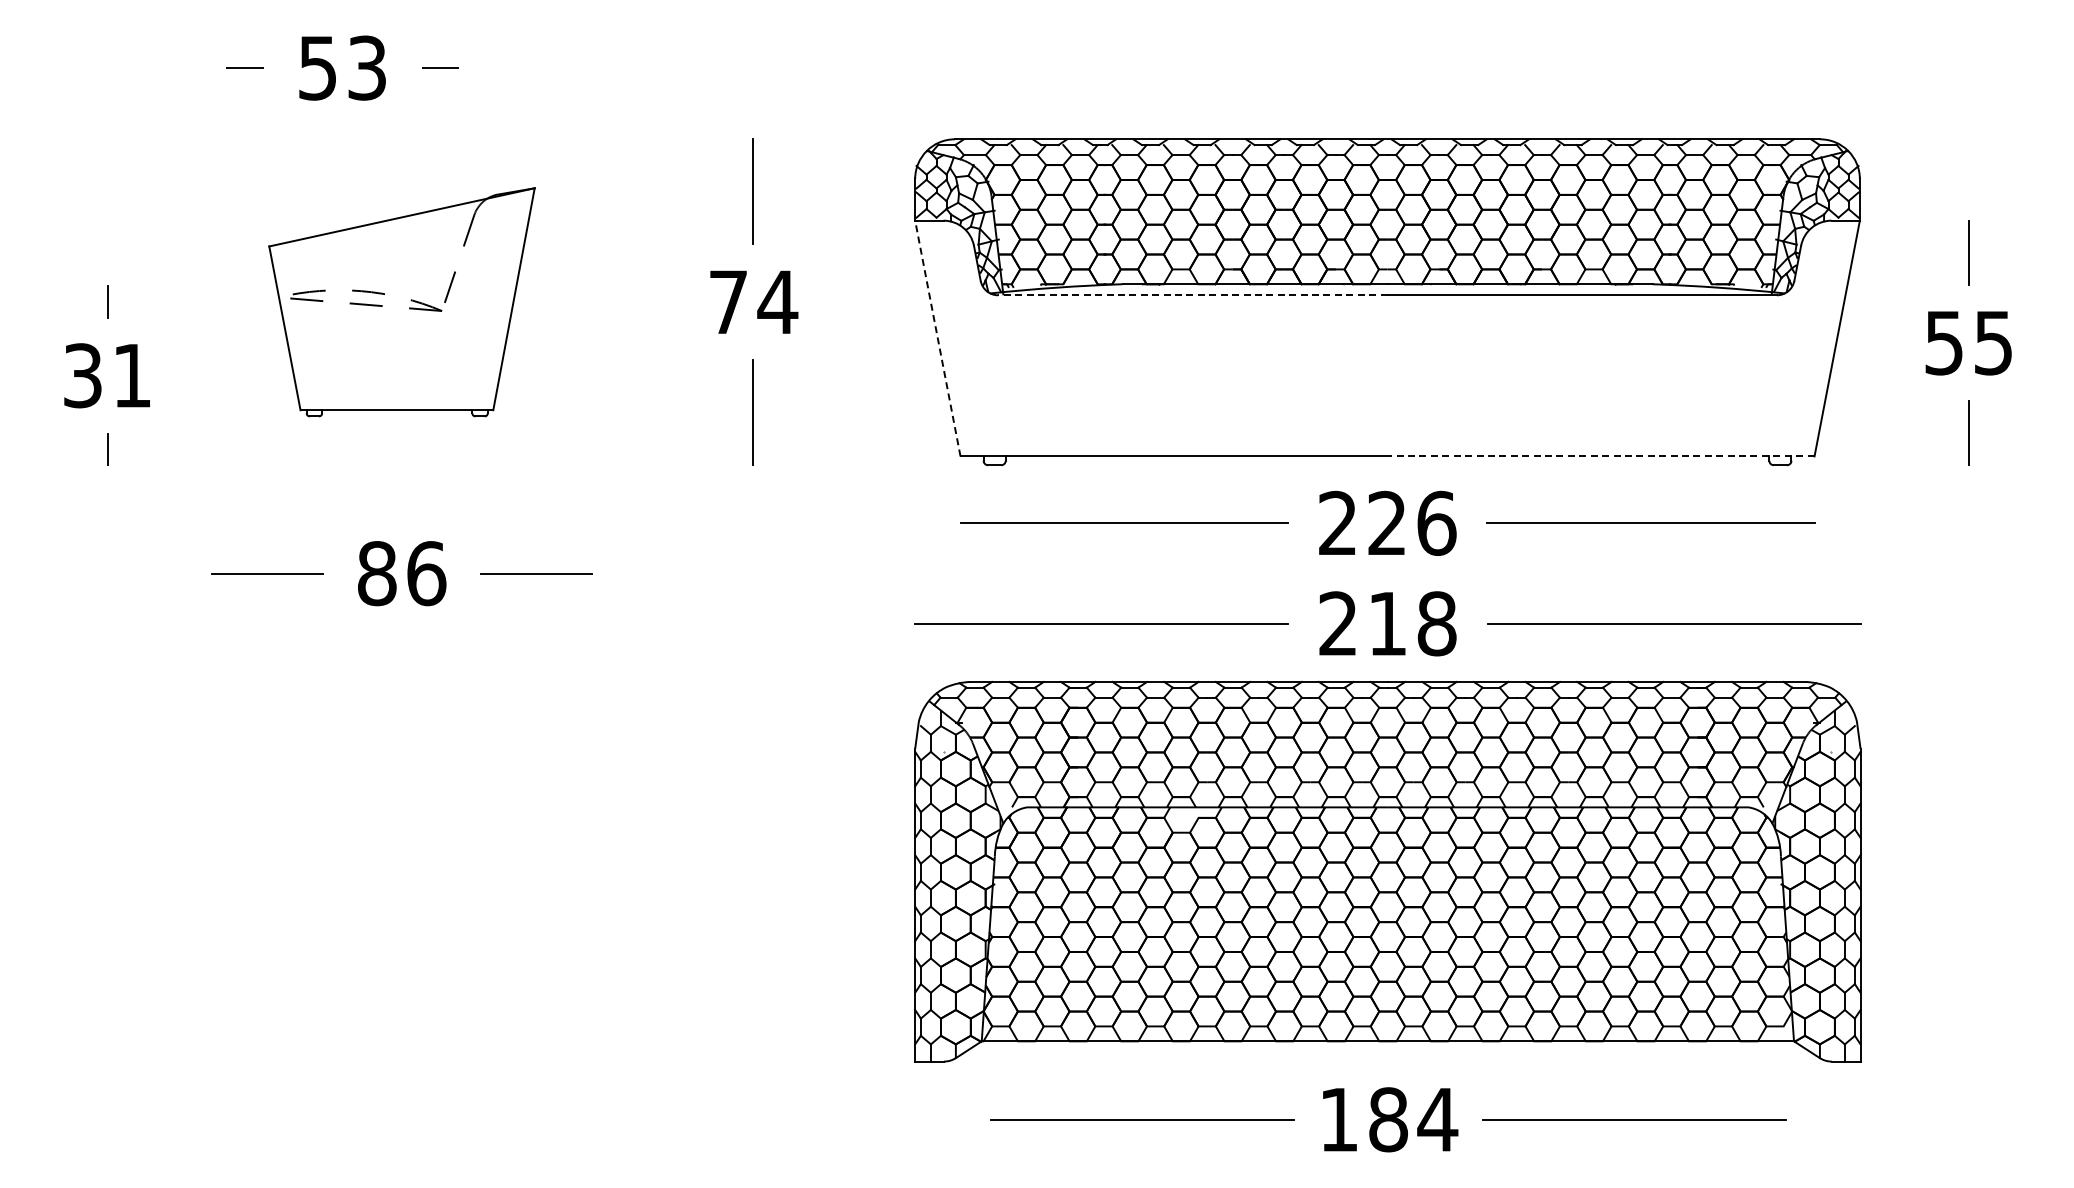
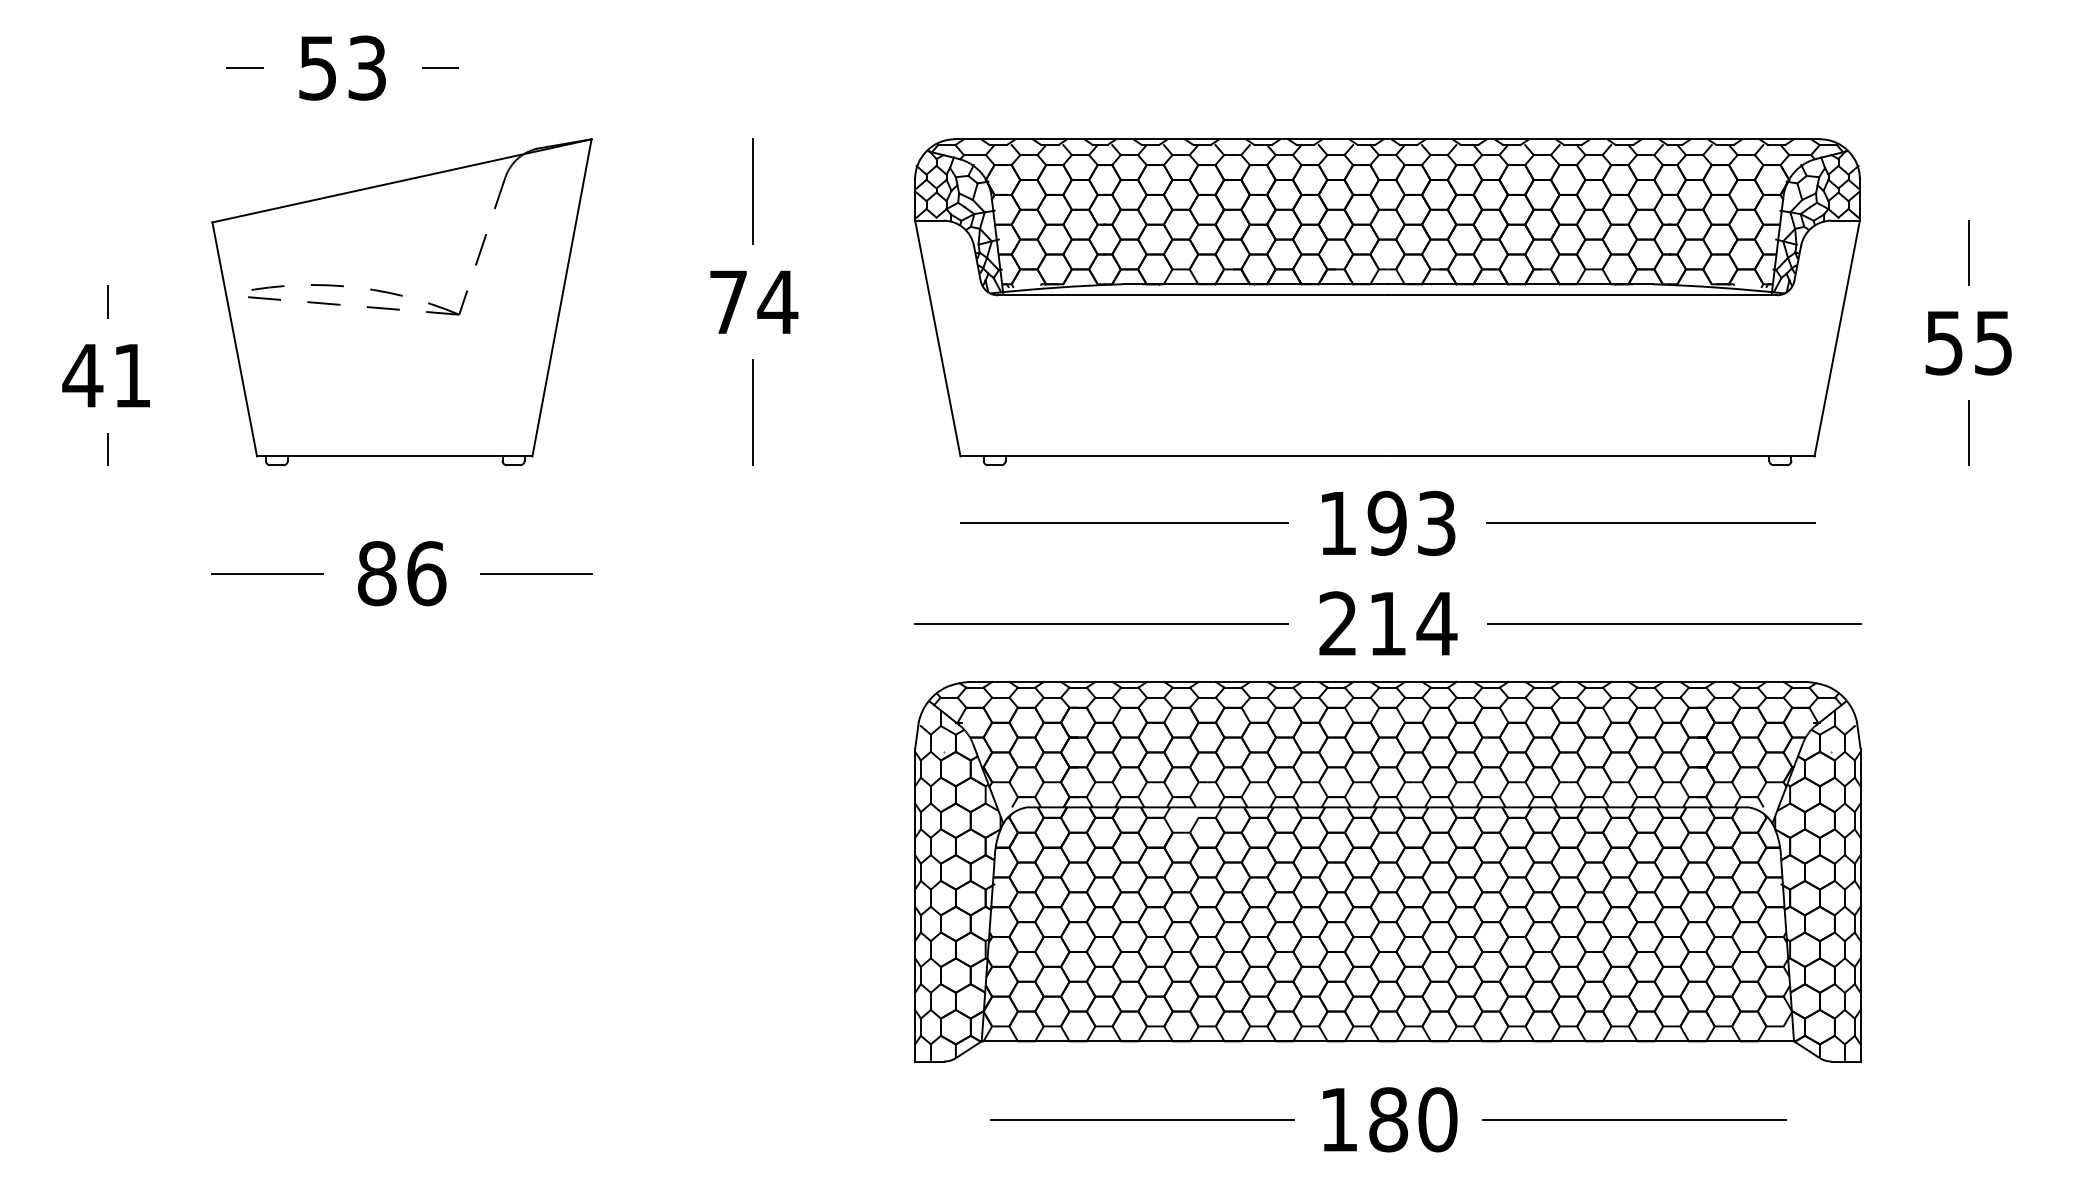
line: dashed -> solid (1192, 295)
part size: 268x231 px -> 382x329 px (401, 302)
line: dashed -> solid (937, 338)
text: 31 -> 41 (82, 375)
line: dashed -> solid (1601, 456)
text: 226 -> 193 (1387, 522)
text: 218 -> 214 (1436, 623)
text: 184 -> 180 (1437, 1119)
